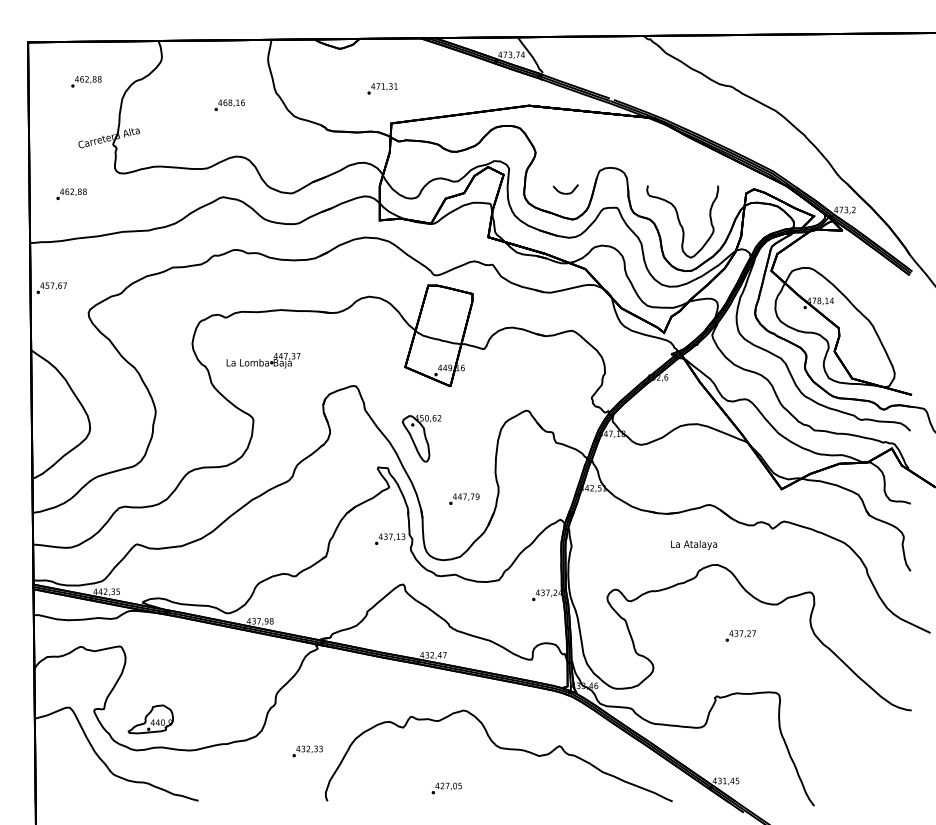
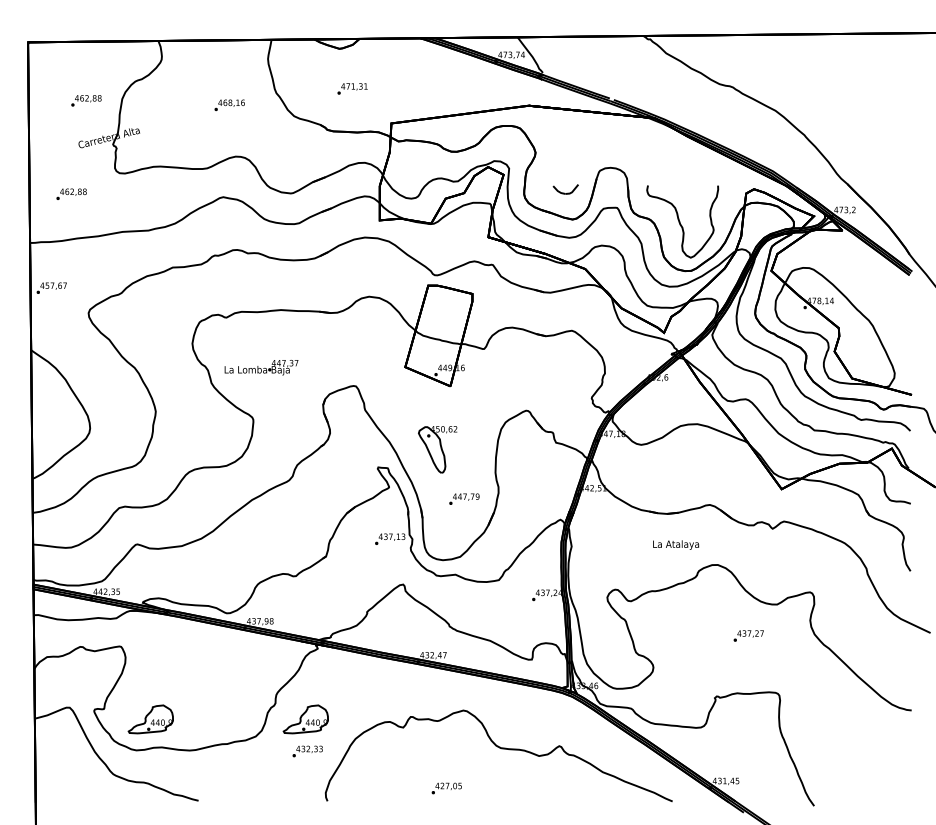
text position: (86, 81) -> (86, 100) (86, 100)
text position: (382, 88) -> (352, 88) (352, 88)
text position: (263, 360) -> (261, 367) (261, 367)
part position: (421, 438) -> (437, 449) (437, 449)
text position: (694, 544) -> (676, 544) (676, 544)
text position: (740, 635) -> (748, 635) (748, 635)
part: none -> present (305, 719)
